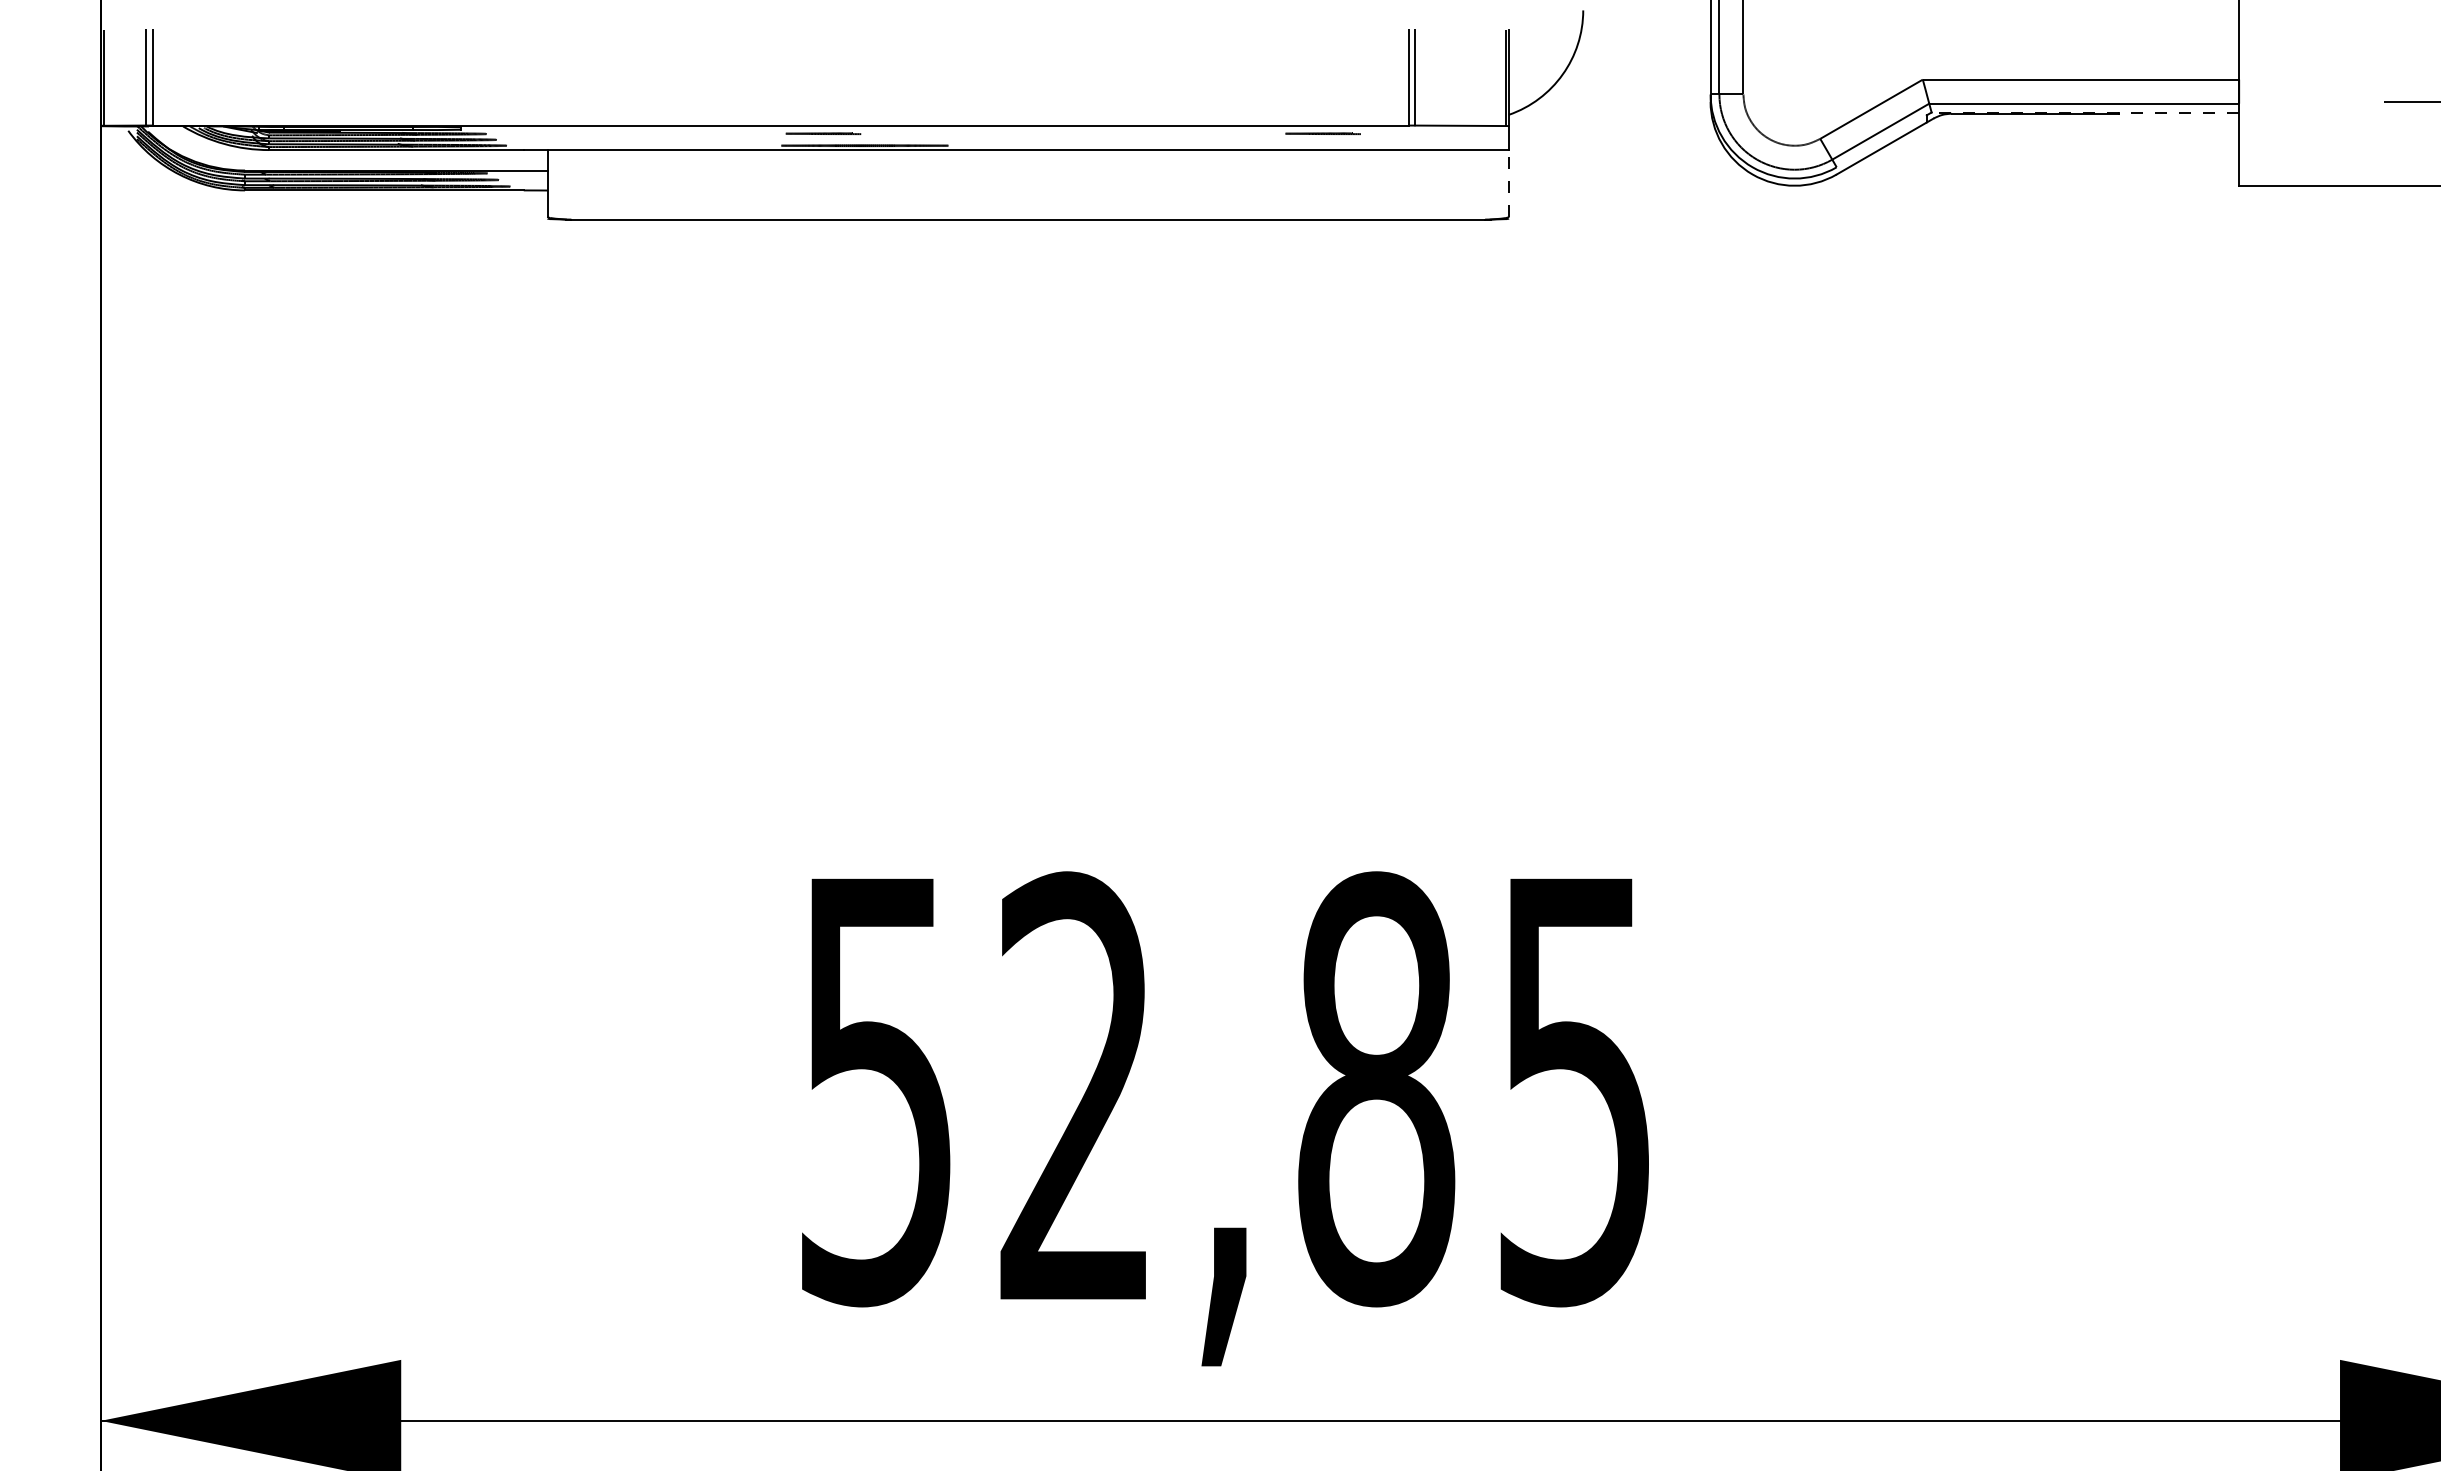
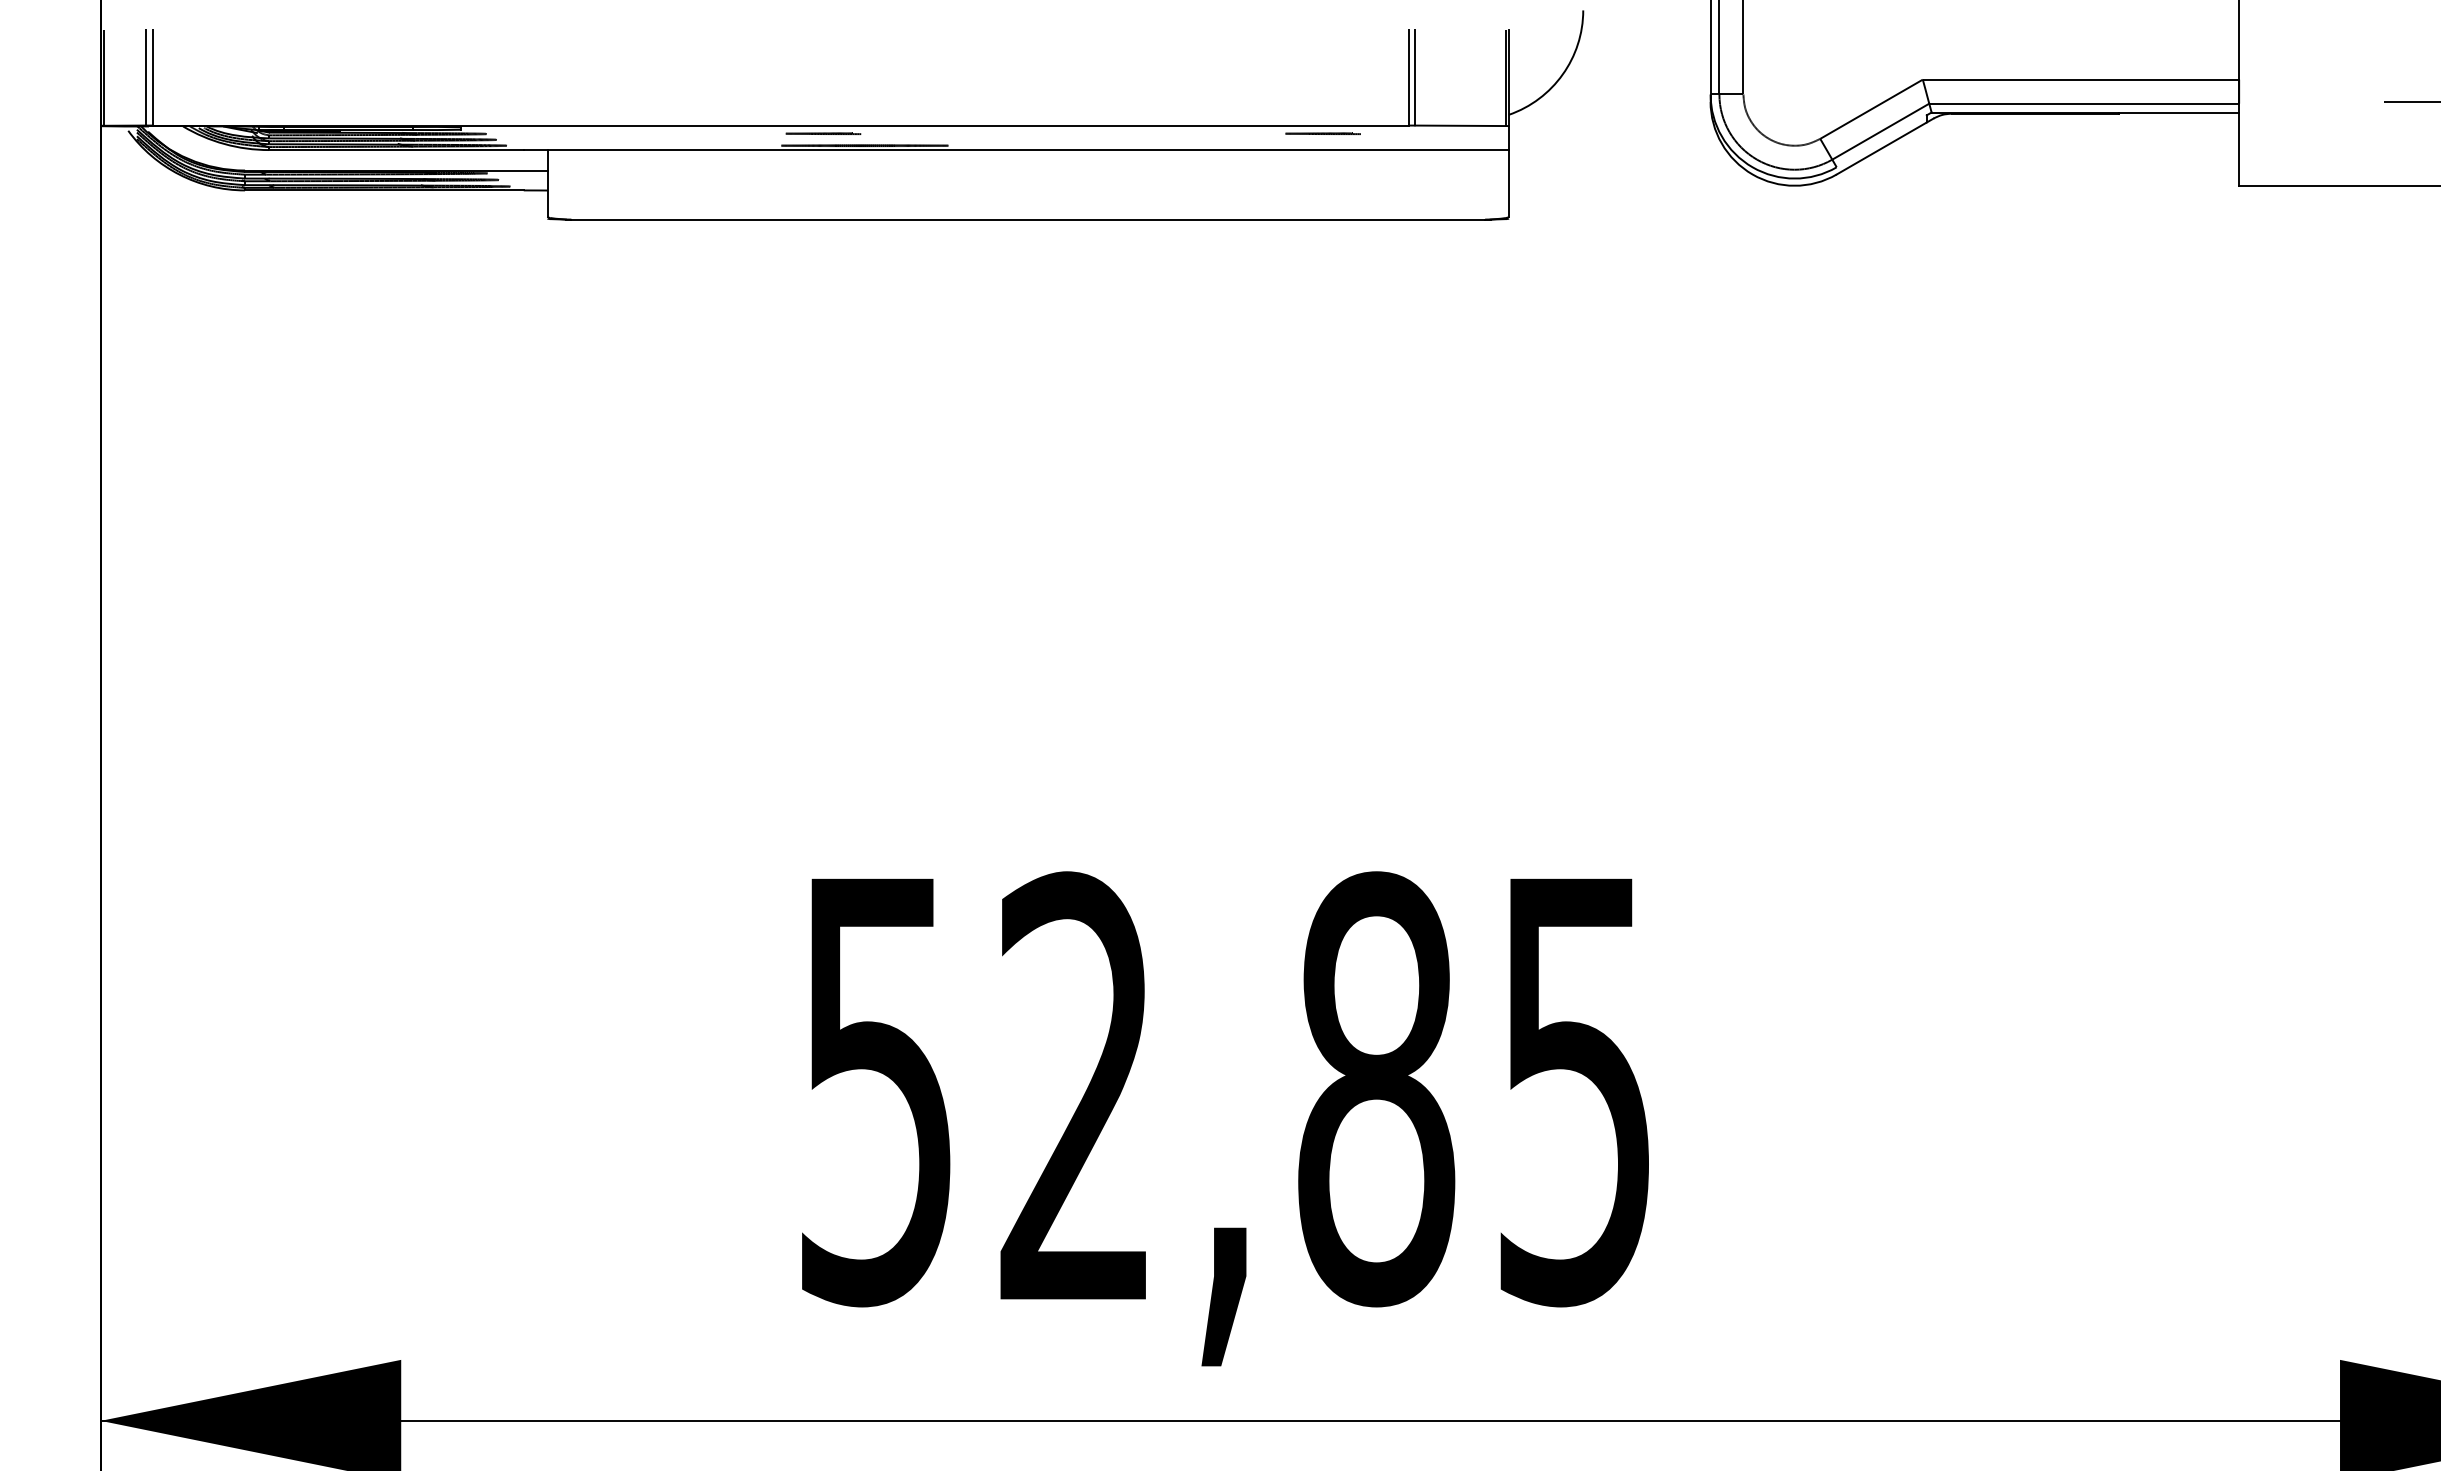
line: dashed -> solid (2085, 112)
line: dashed -> solid (1508, 182)
